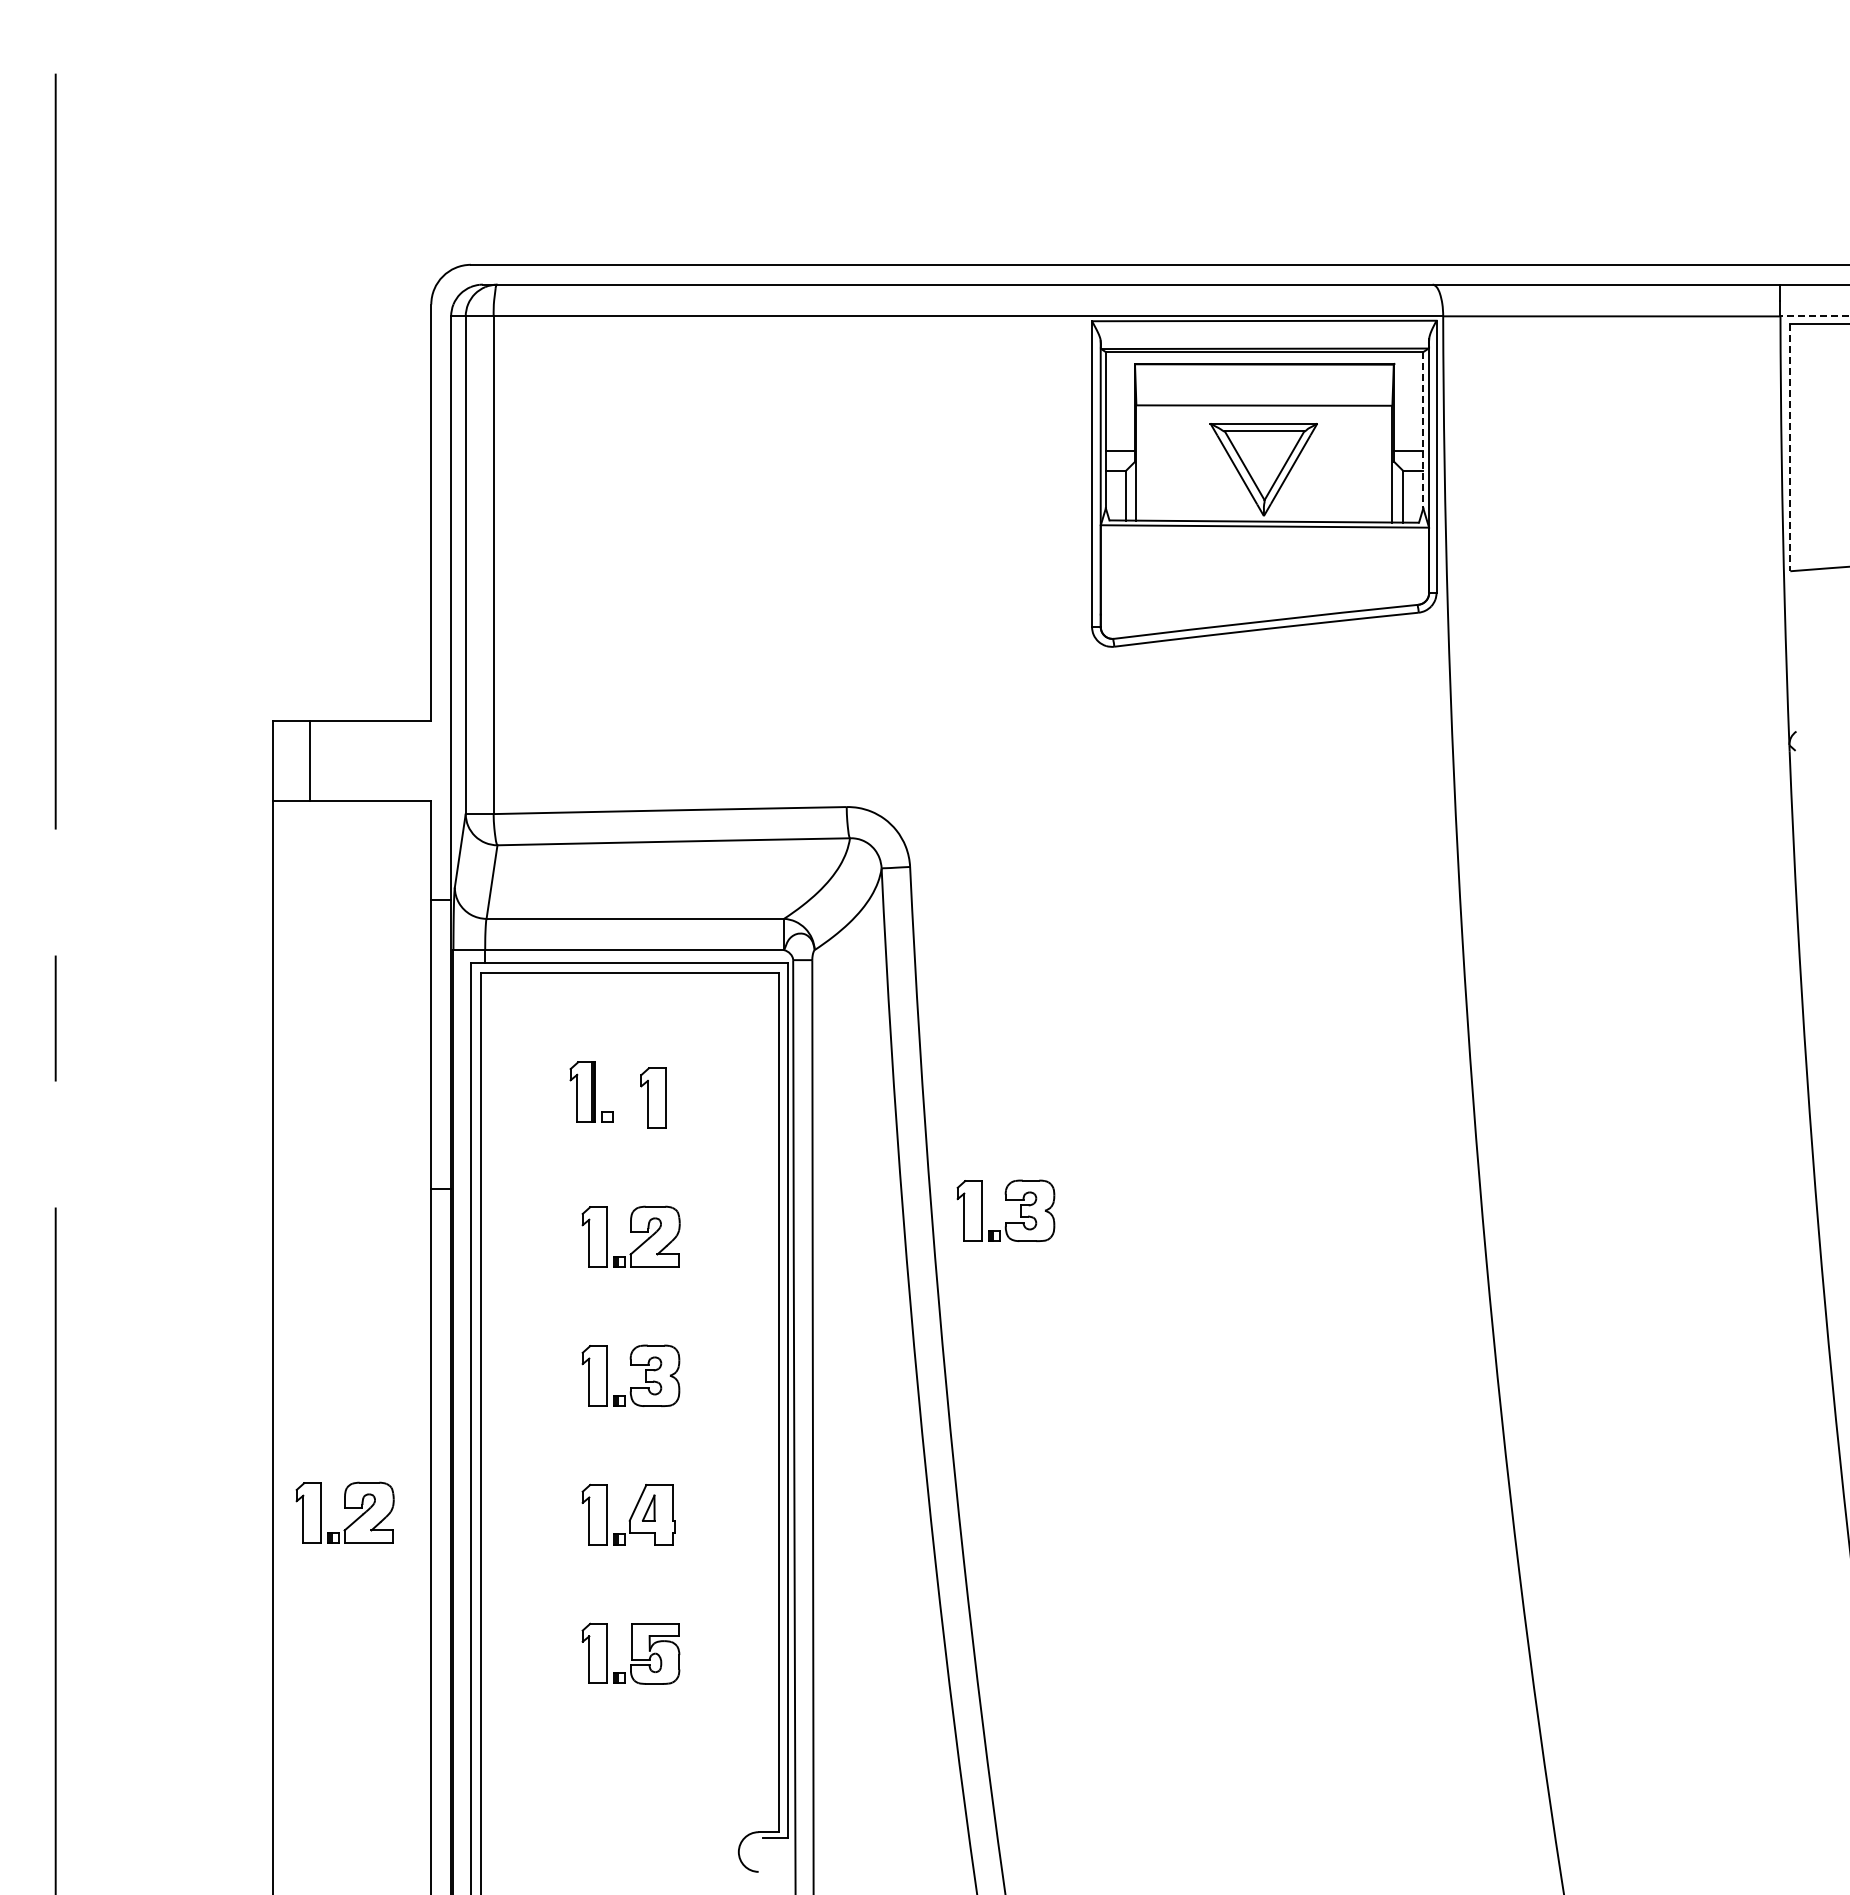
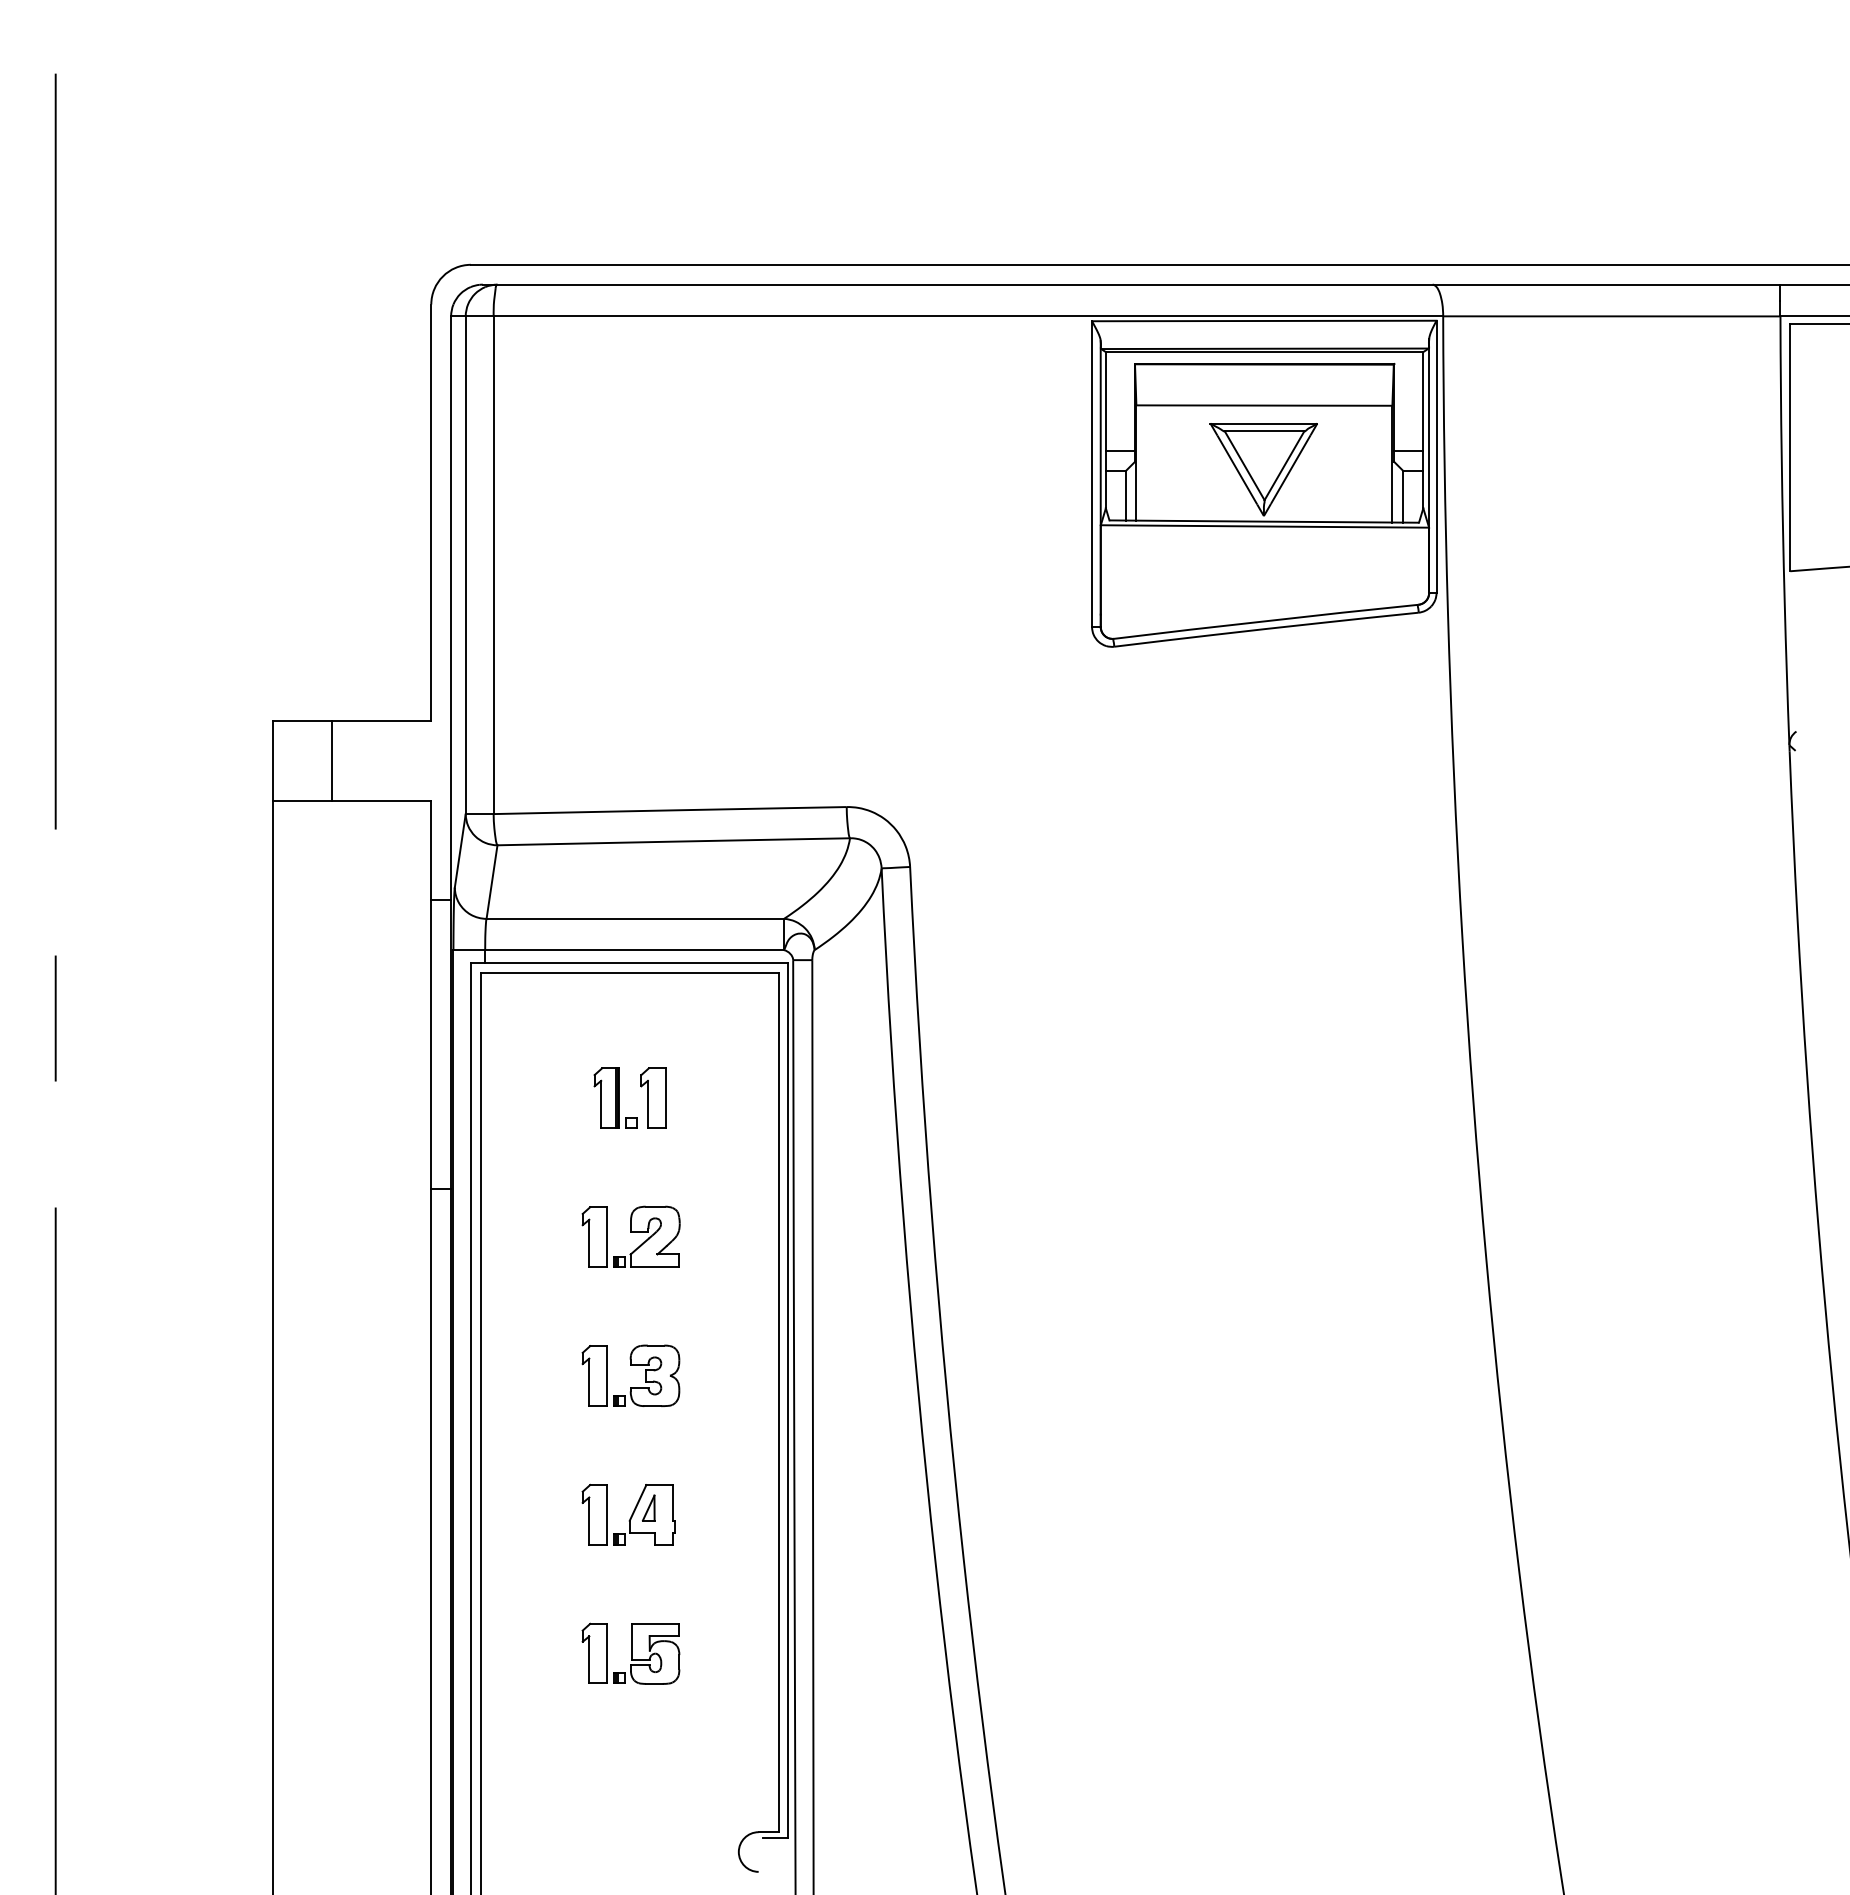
line: dashed -> solid (1814, 316)
line: dashed -> solid (1423, 430)
line: dashed -> solid (1790, 448)
line position: (310, 760) -> (332, 760) (332, 760)
part position: (591, 1091) -> (615, 1097) (615, 1097)
part: present -> none (1005, 1200)
part: present -> none (344, 1512)
